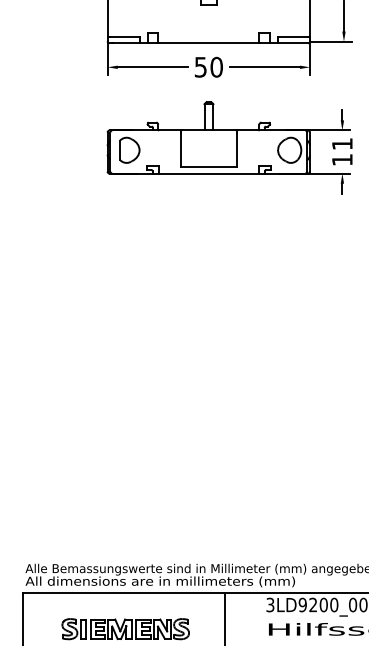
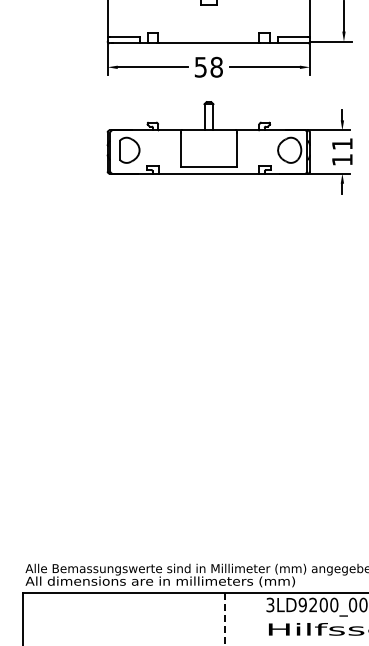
text: 50 -> 58 (216, 67)
line: solid -> dashed (225, 618)
part: present -> none (125, 629)
